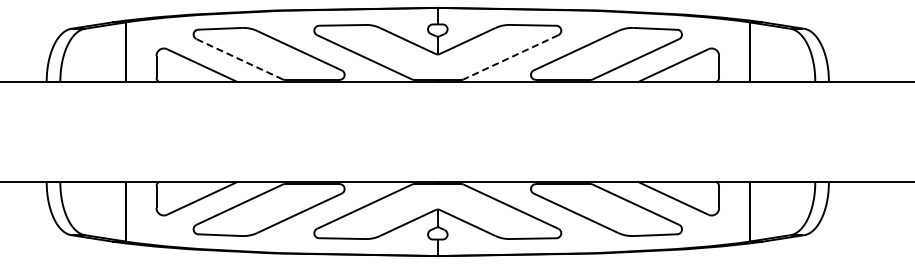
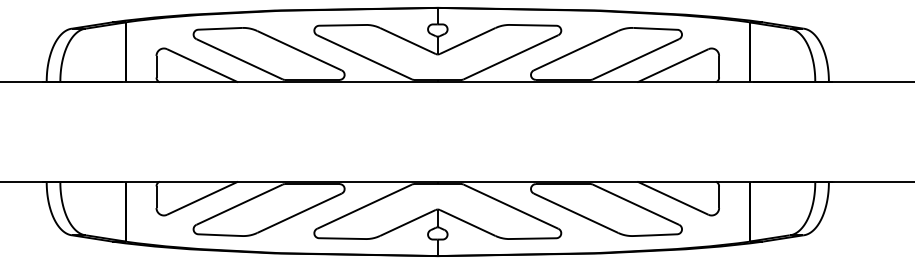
line: dashed -> solid (510, 57)
line: dashed -> solid (239, 59)
